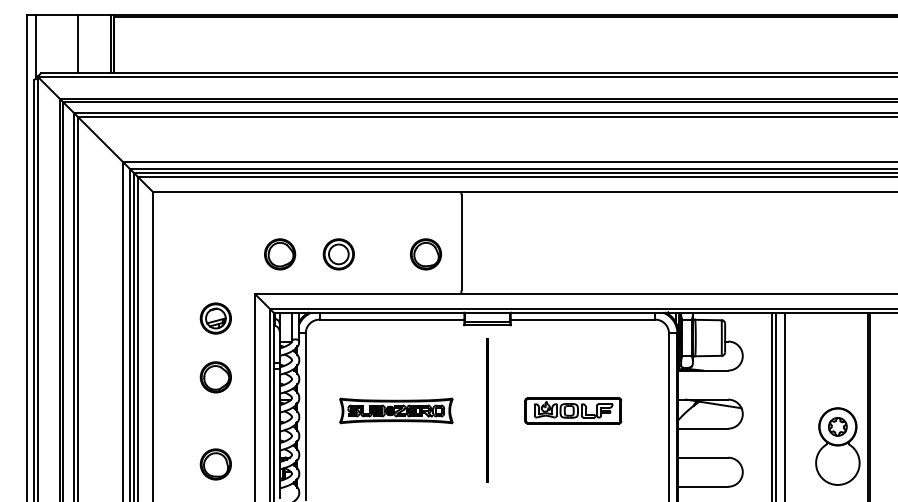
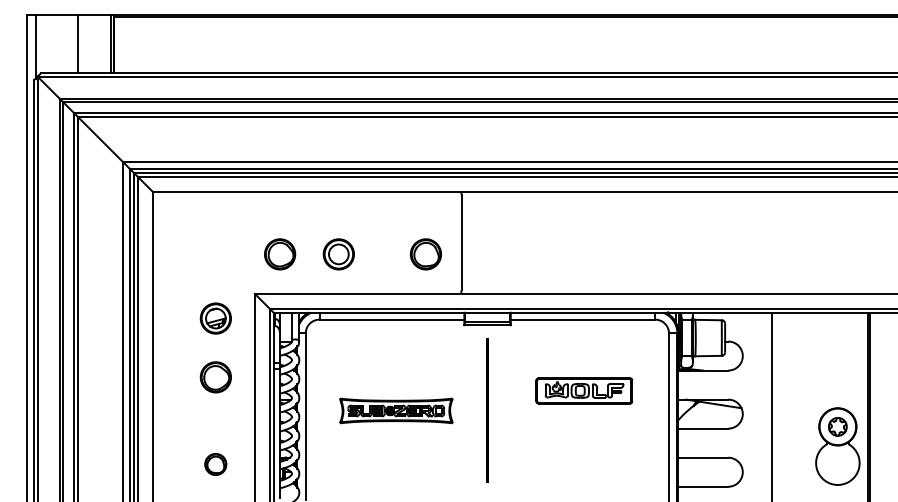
line: present -> none (776, 405)
line: present -> none (784, 405)
part position: (573, 410) -> (584, 390) (584, 390)
part size: 33x33 px -> 24x23 px (215, 464)
